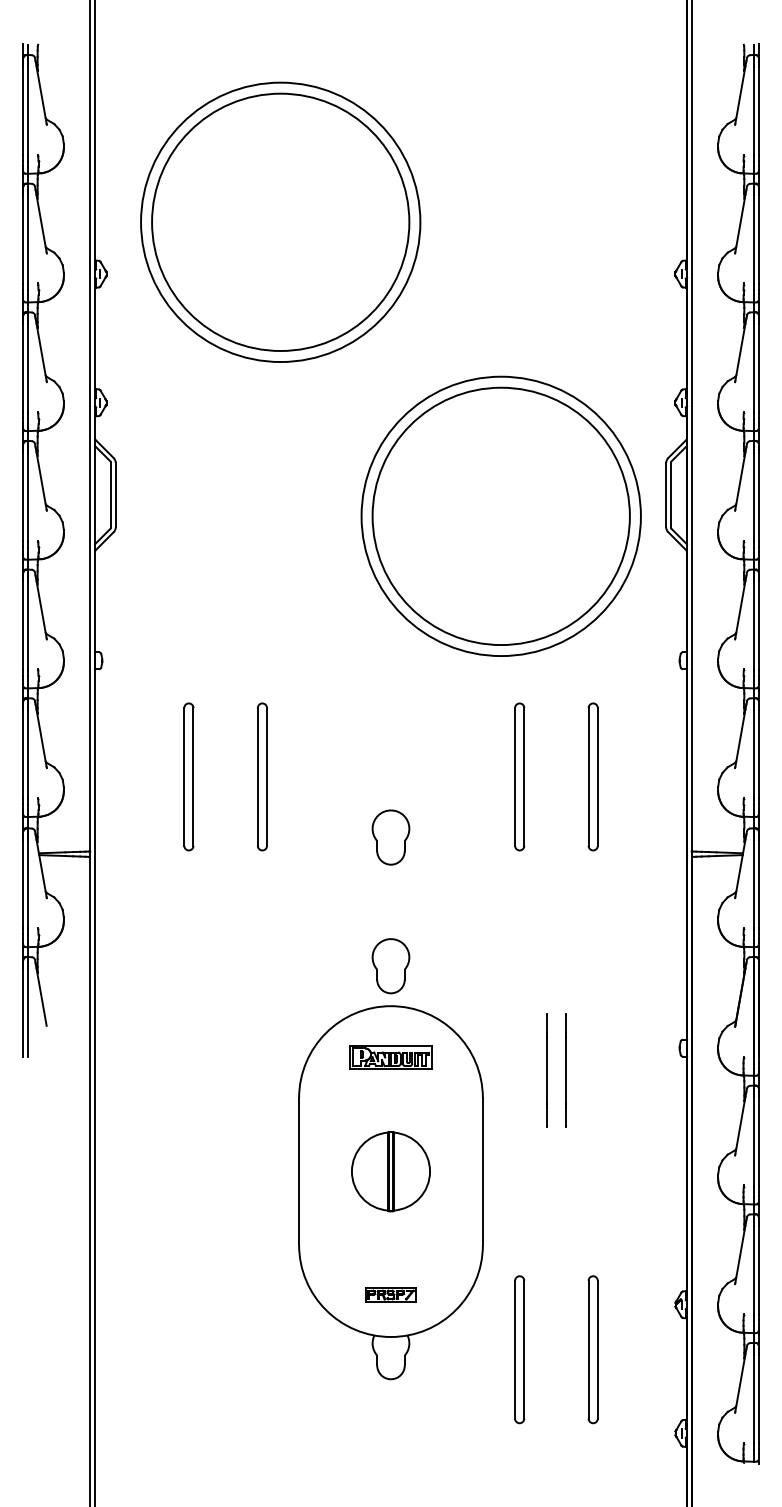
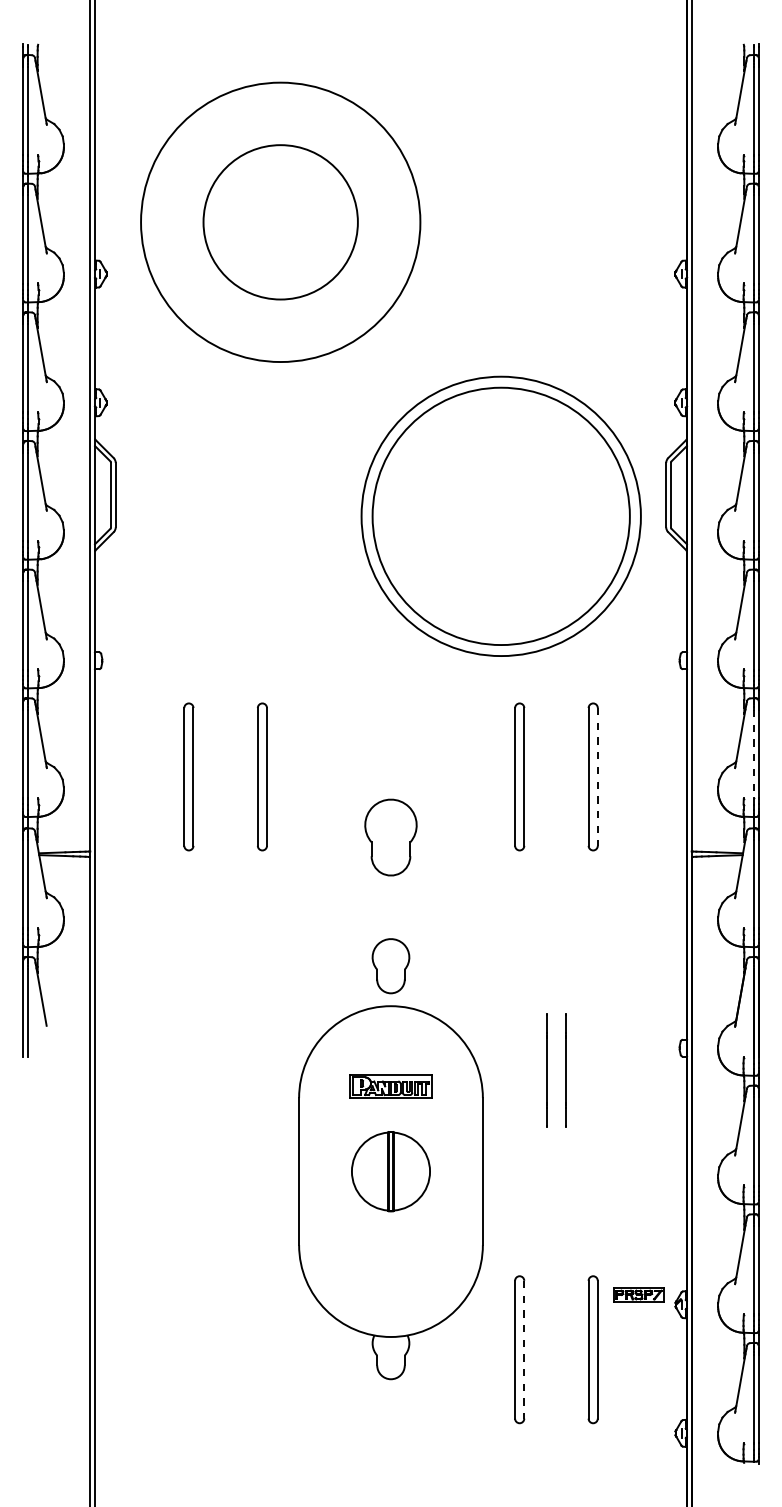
circle diameter: 257 px -> 154 px (280, 222)
line: solid -> dashed (754, 754)
line: solid -> dashed (597, 776)
part size: 40x57 px -> 54x79 px (390, 837)
part position: (390, 1057) -> (390, 1086) (390, 1086)
part position: (390, 1294) -> (638, 1294) (638, 1294)
line: solid -> dashed (524, 1349)
